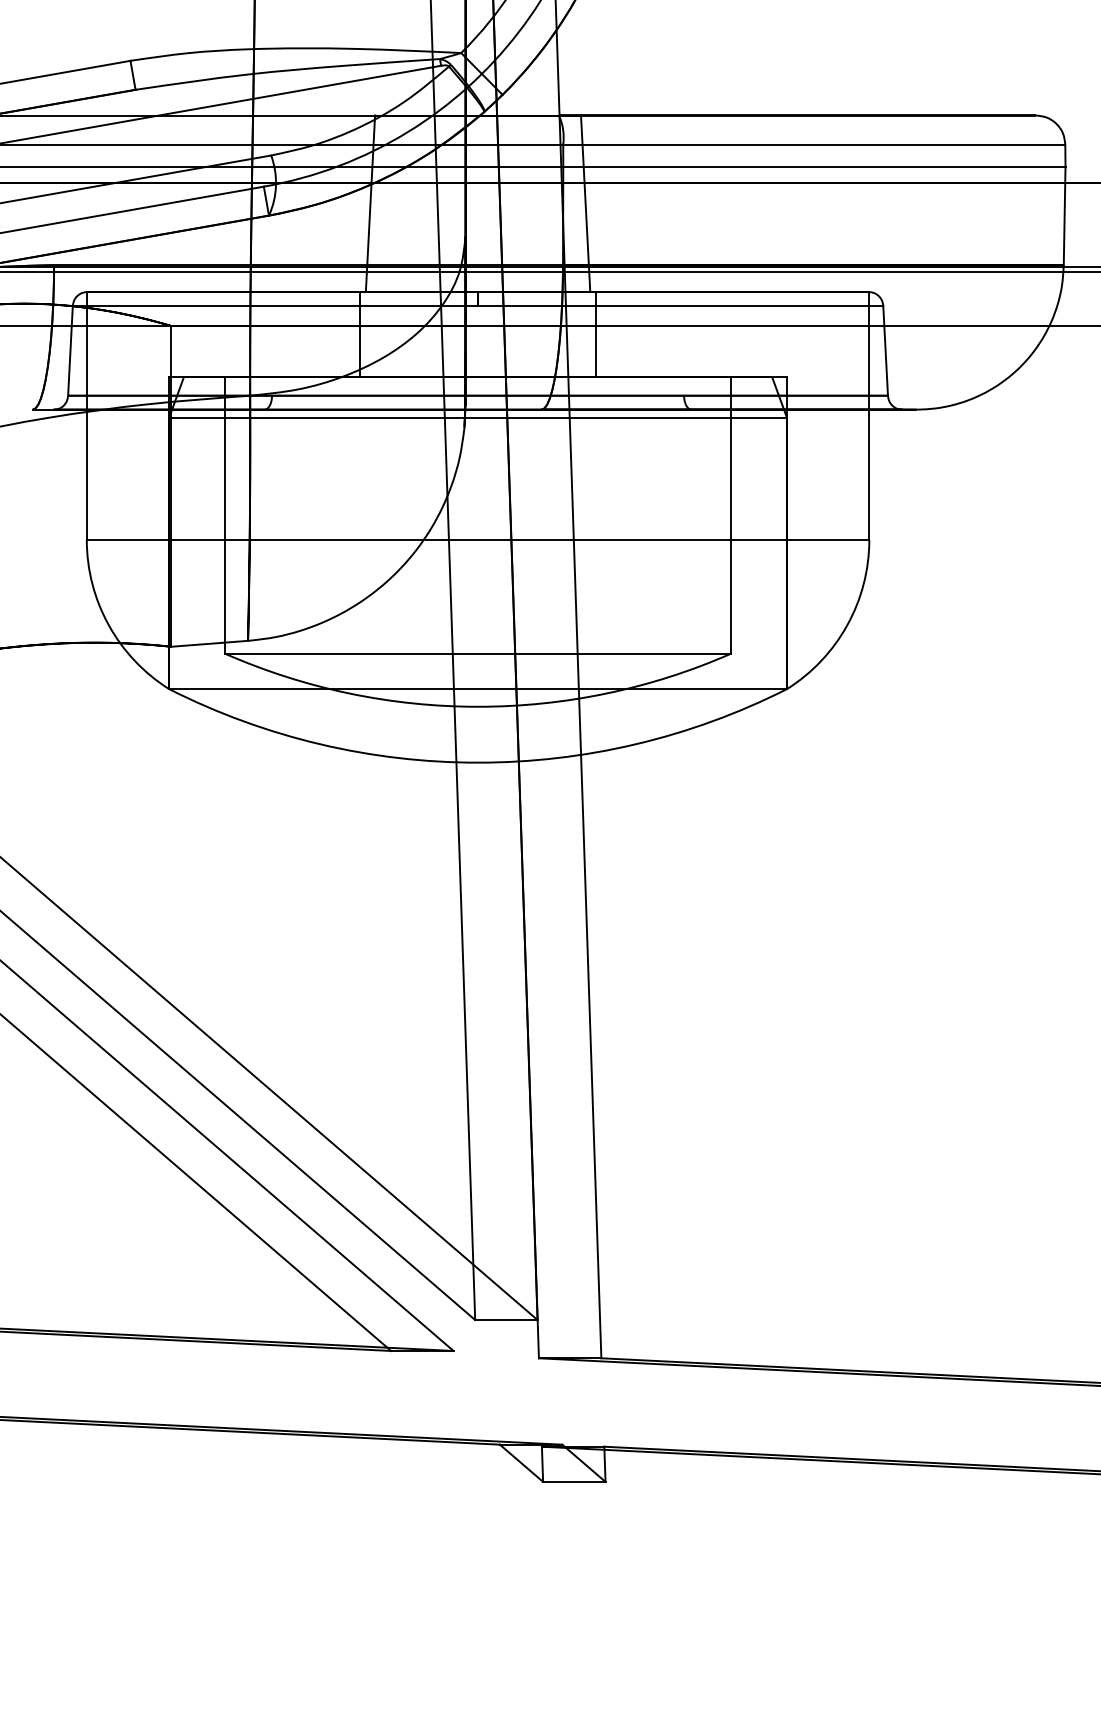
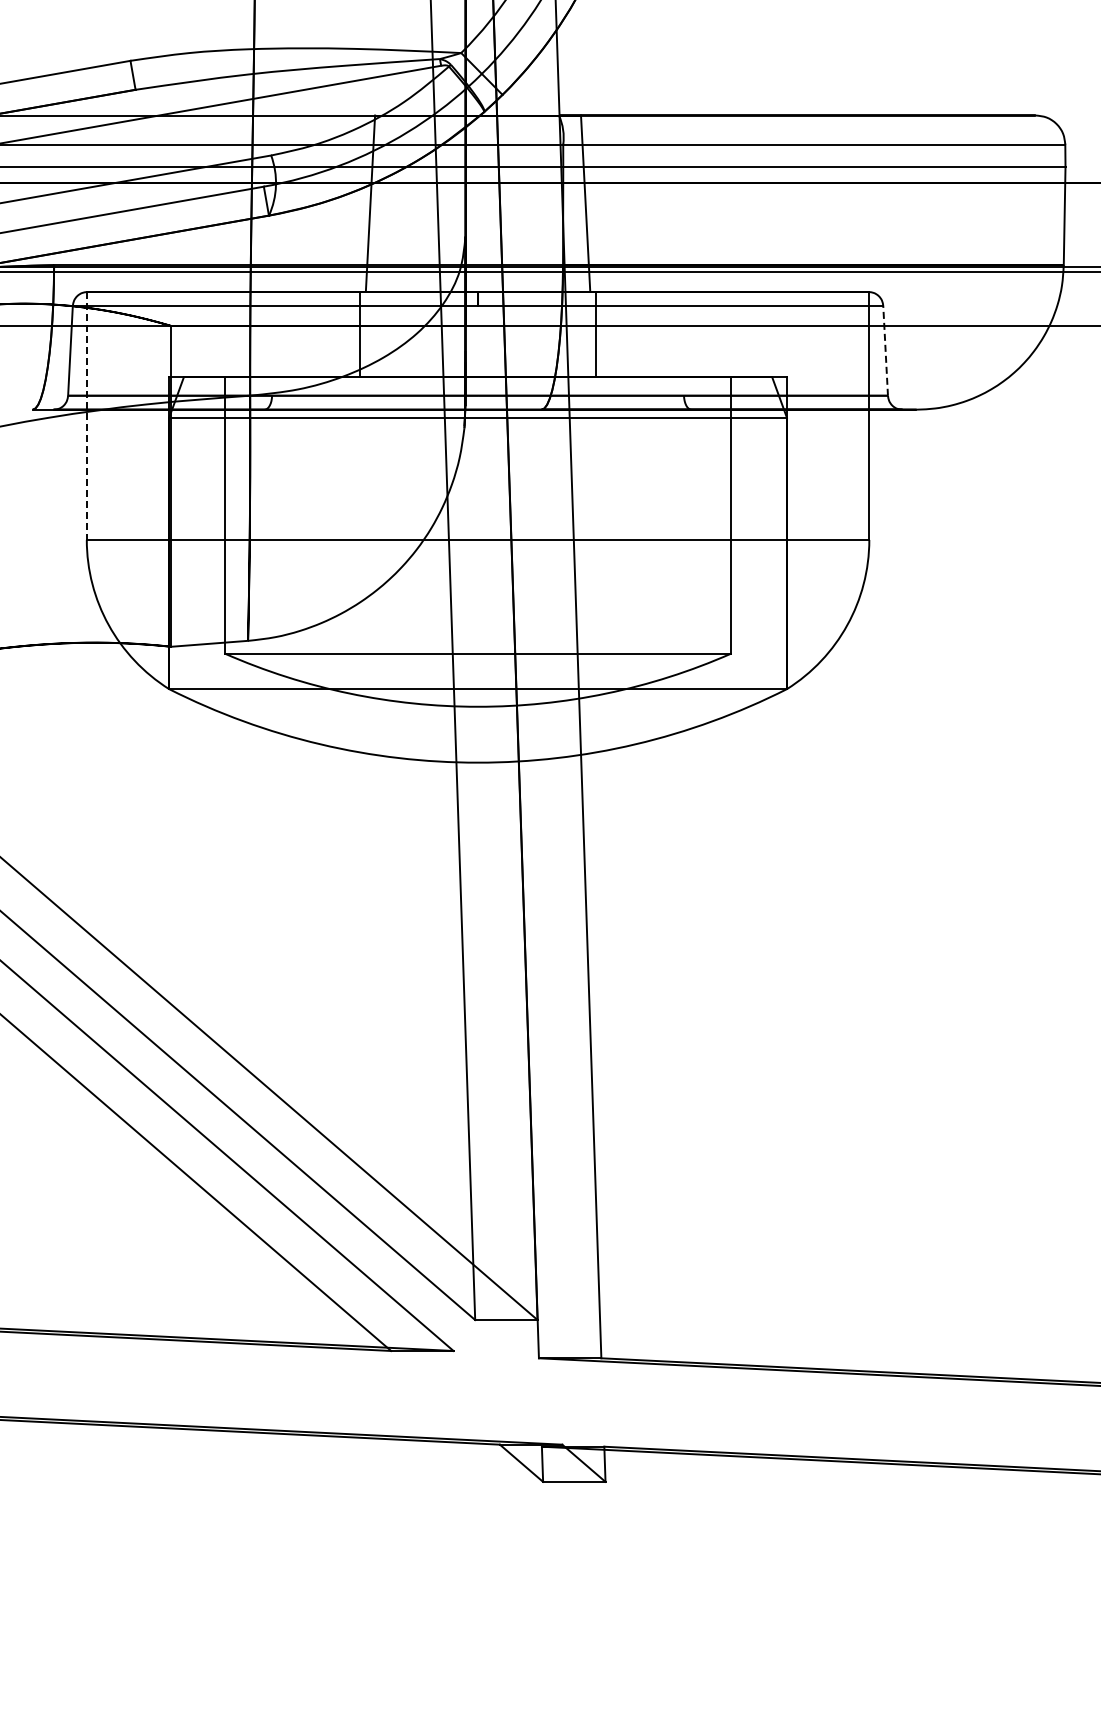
line: solid -> dashed (885, 350)
line: solid -> dashed (86, 415)
